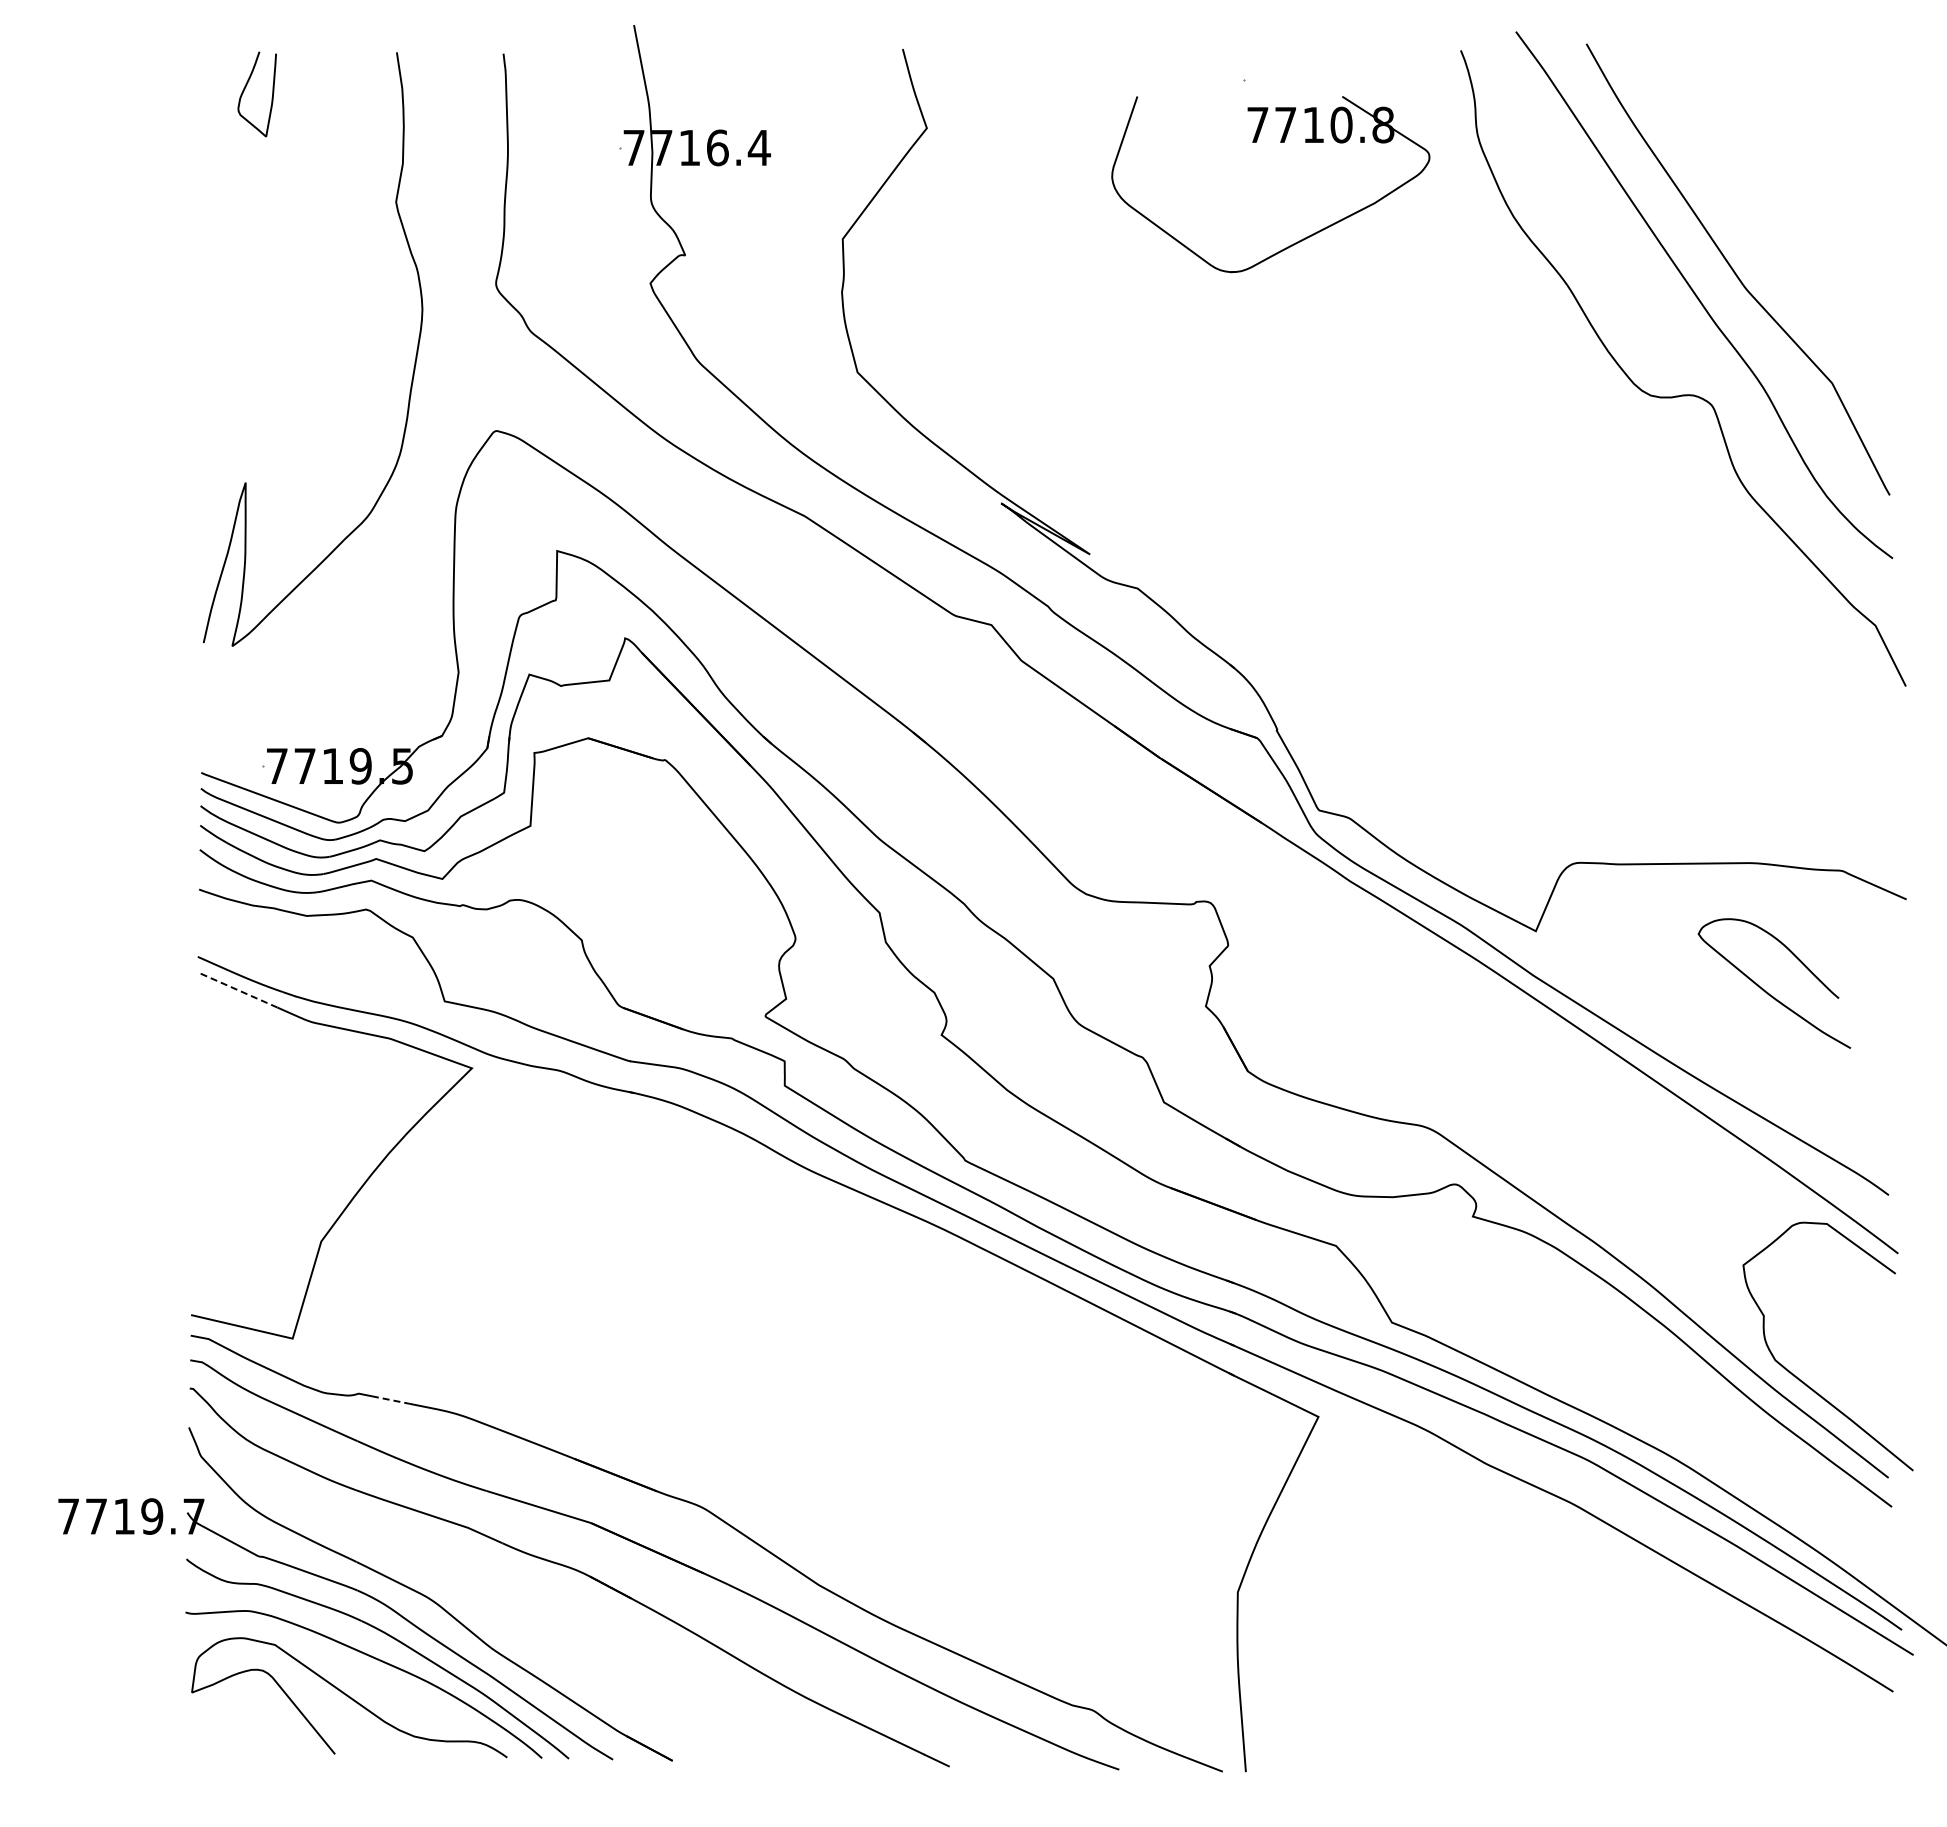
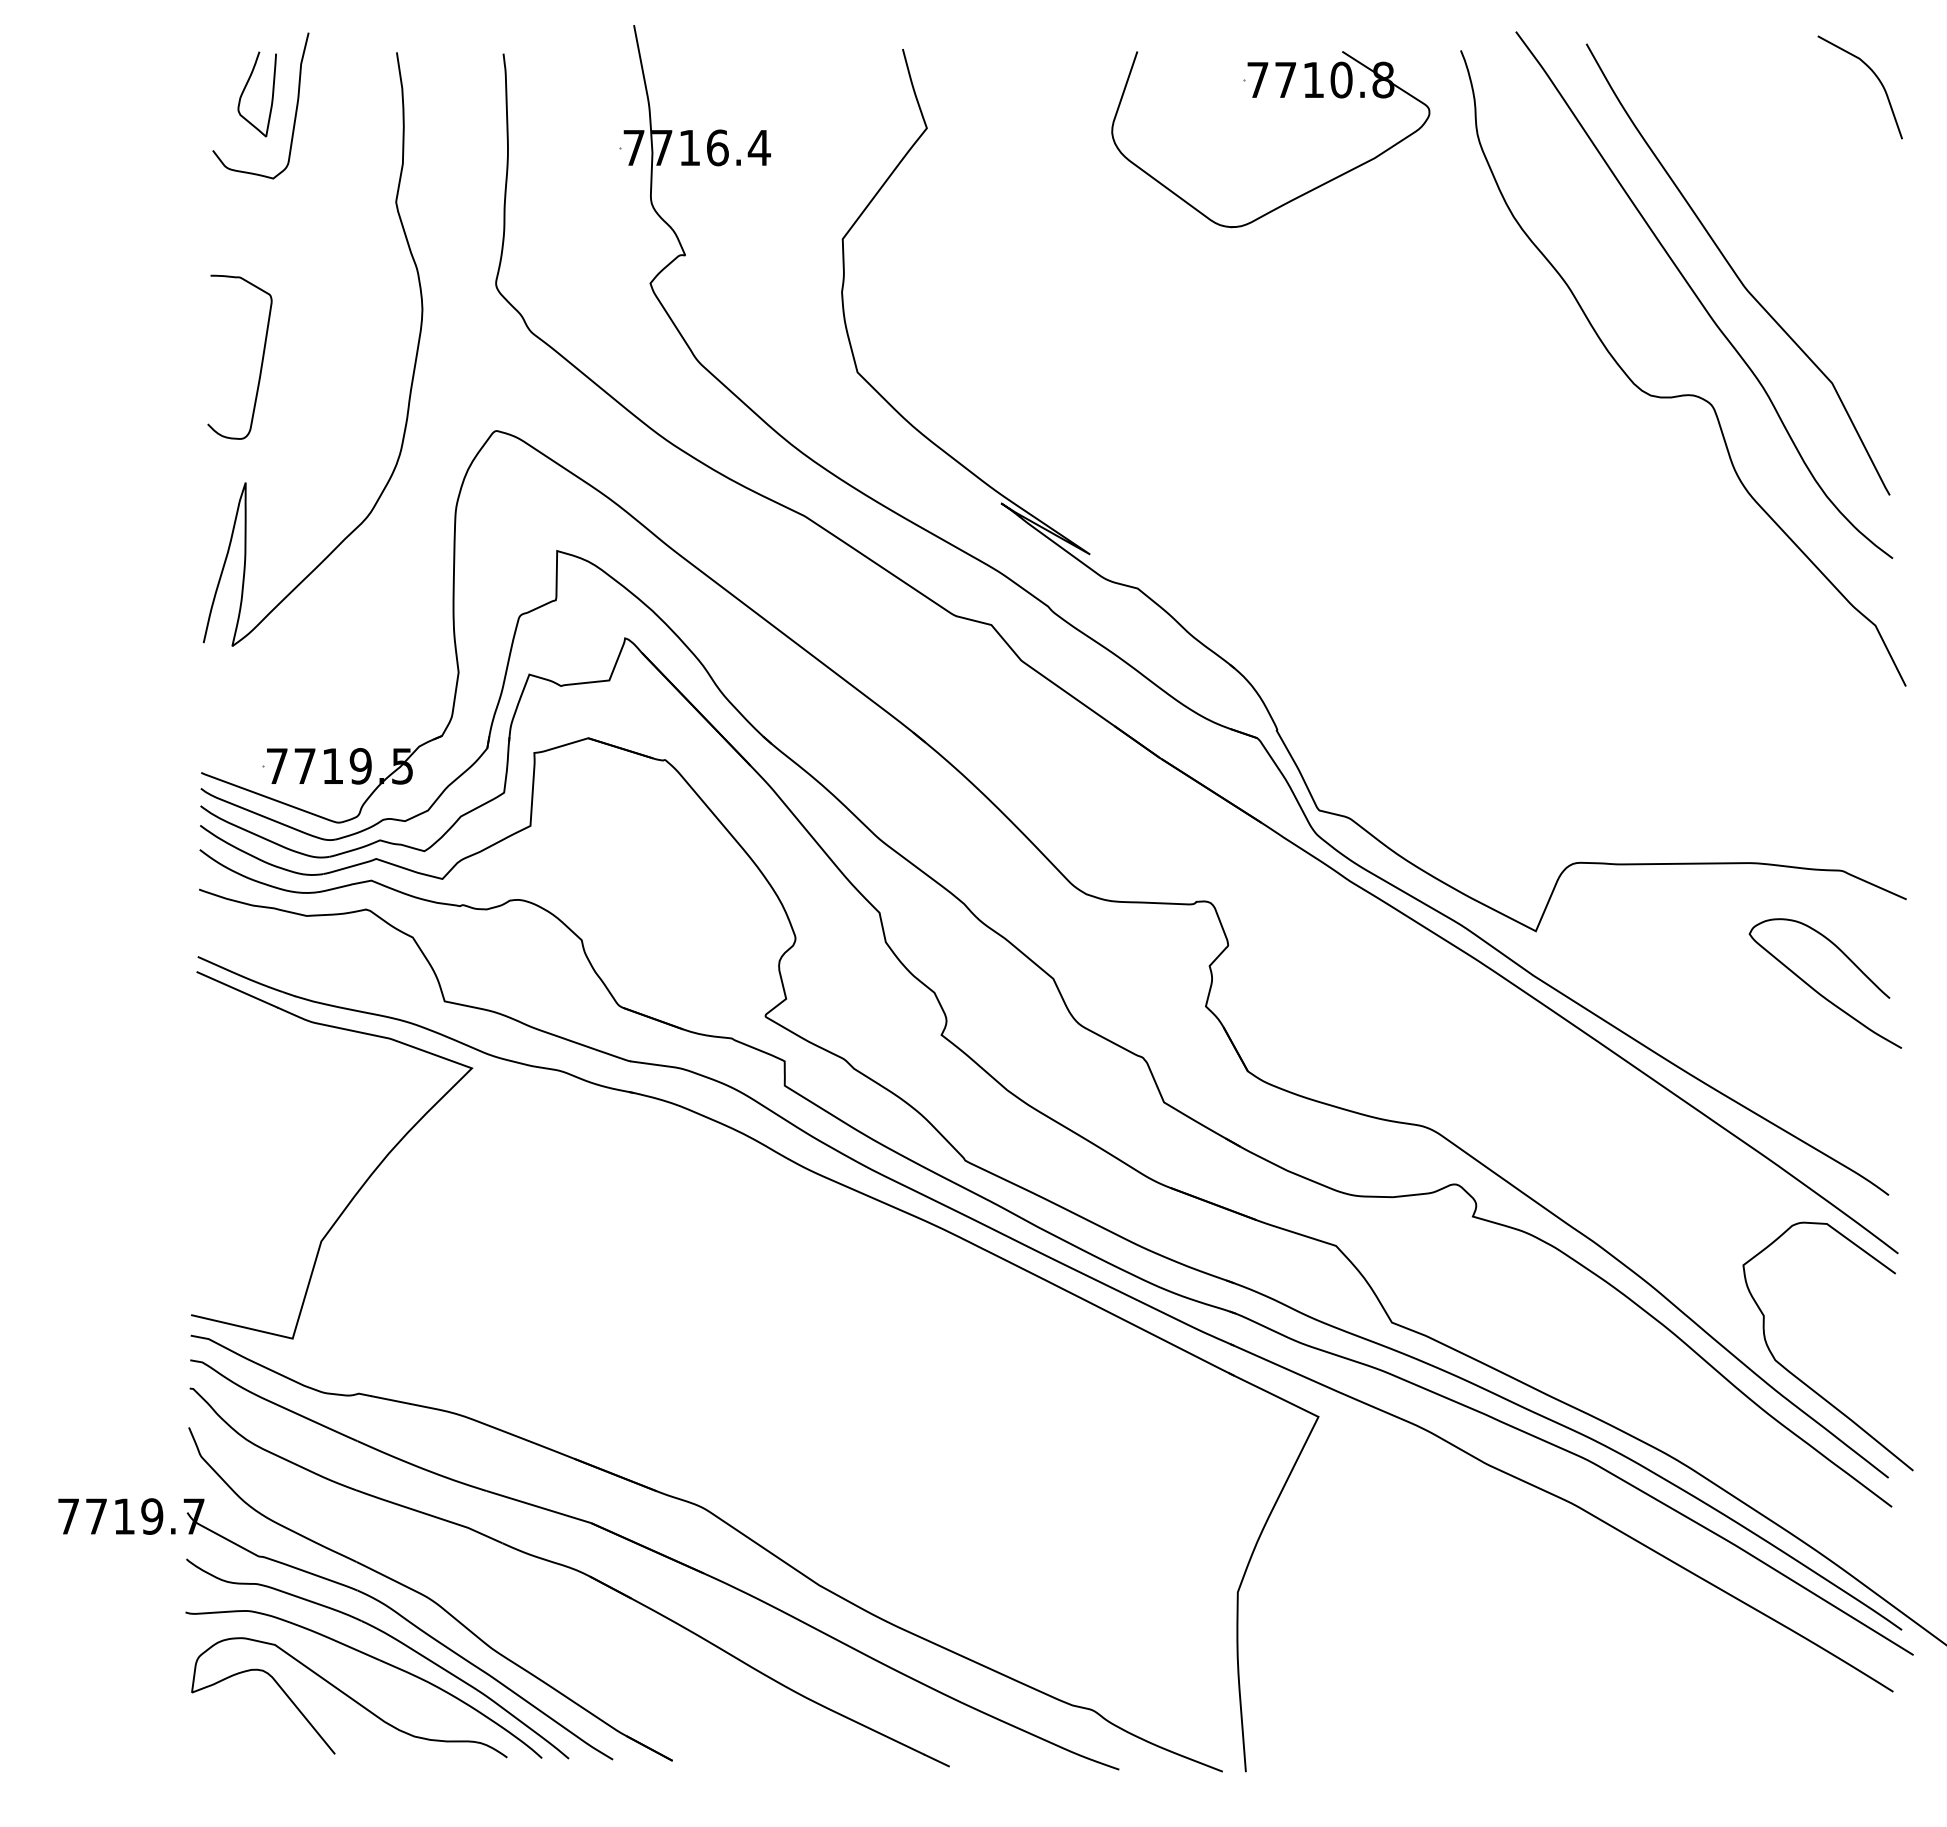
curve: none -> present (1874, 75)
curve: none -> present (295, 109)
part position: (1280, 142) -> (1280, 97) (1280, 97)
curve: none -> present (261, 360)
line: dashed -> solid (237, 989)
curve position: (1768, 992) -> (1819, 992) (1819, 992)
line: dashed -> solid (391, 1400)
